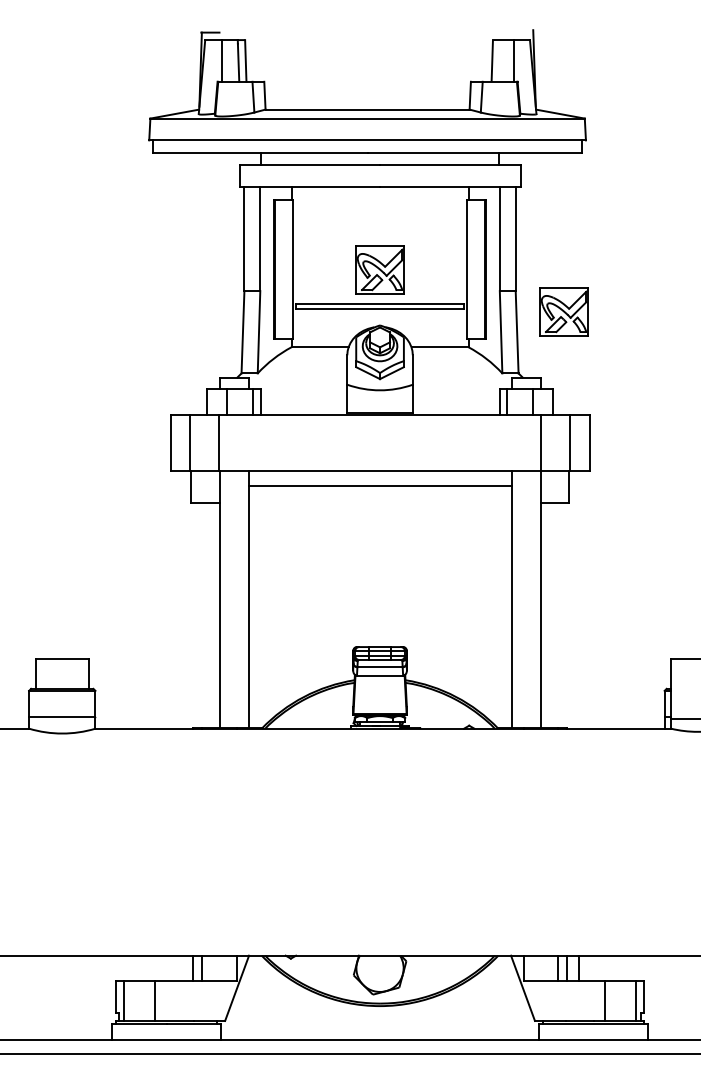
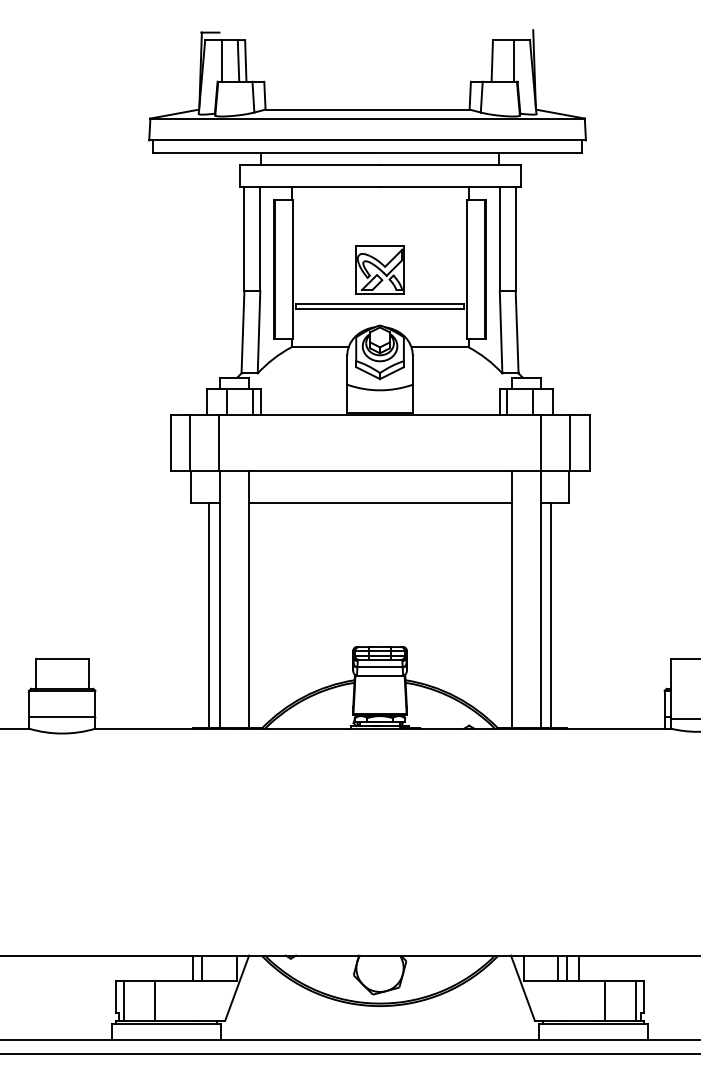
part: present -> none (563, 311)
line position: (379, 485) -> (379, 502) (379, 502)
line: none -> present (209, 615)
line: none -> present (550, 615)
